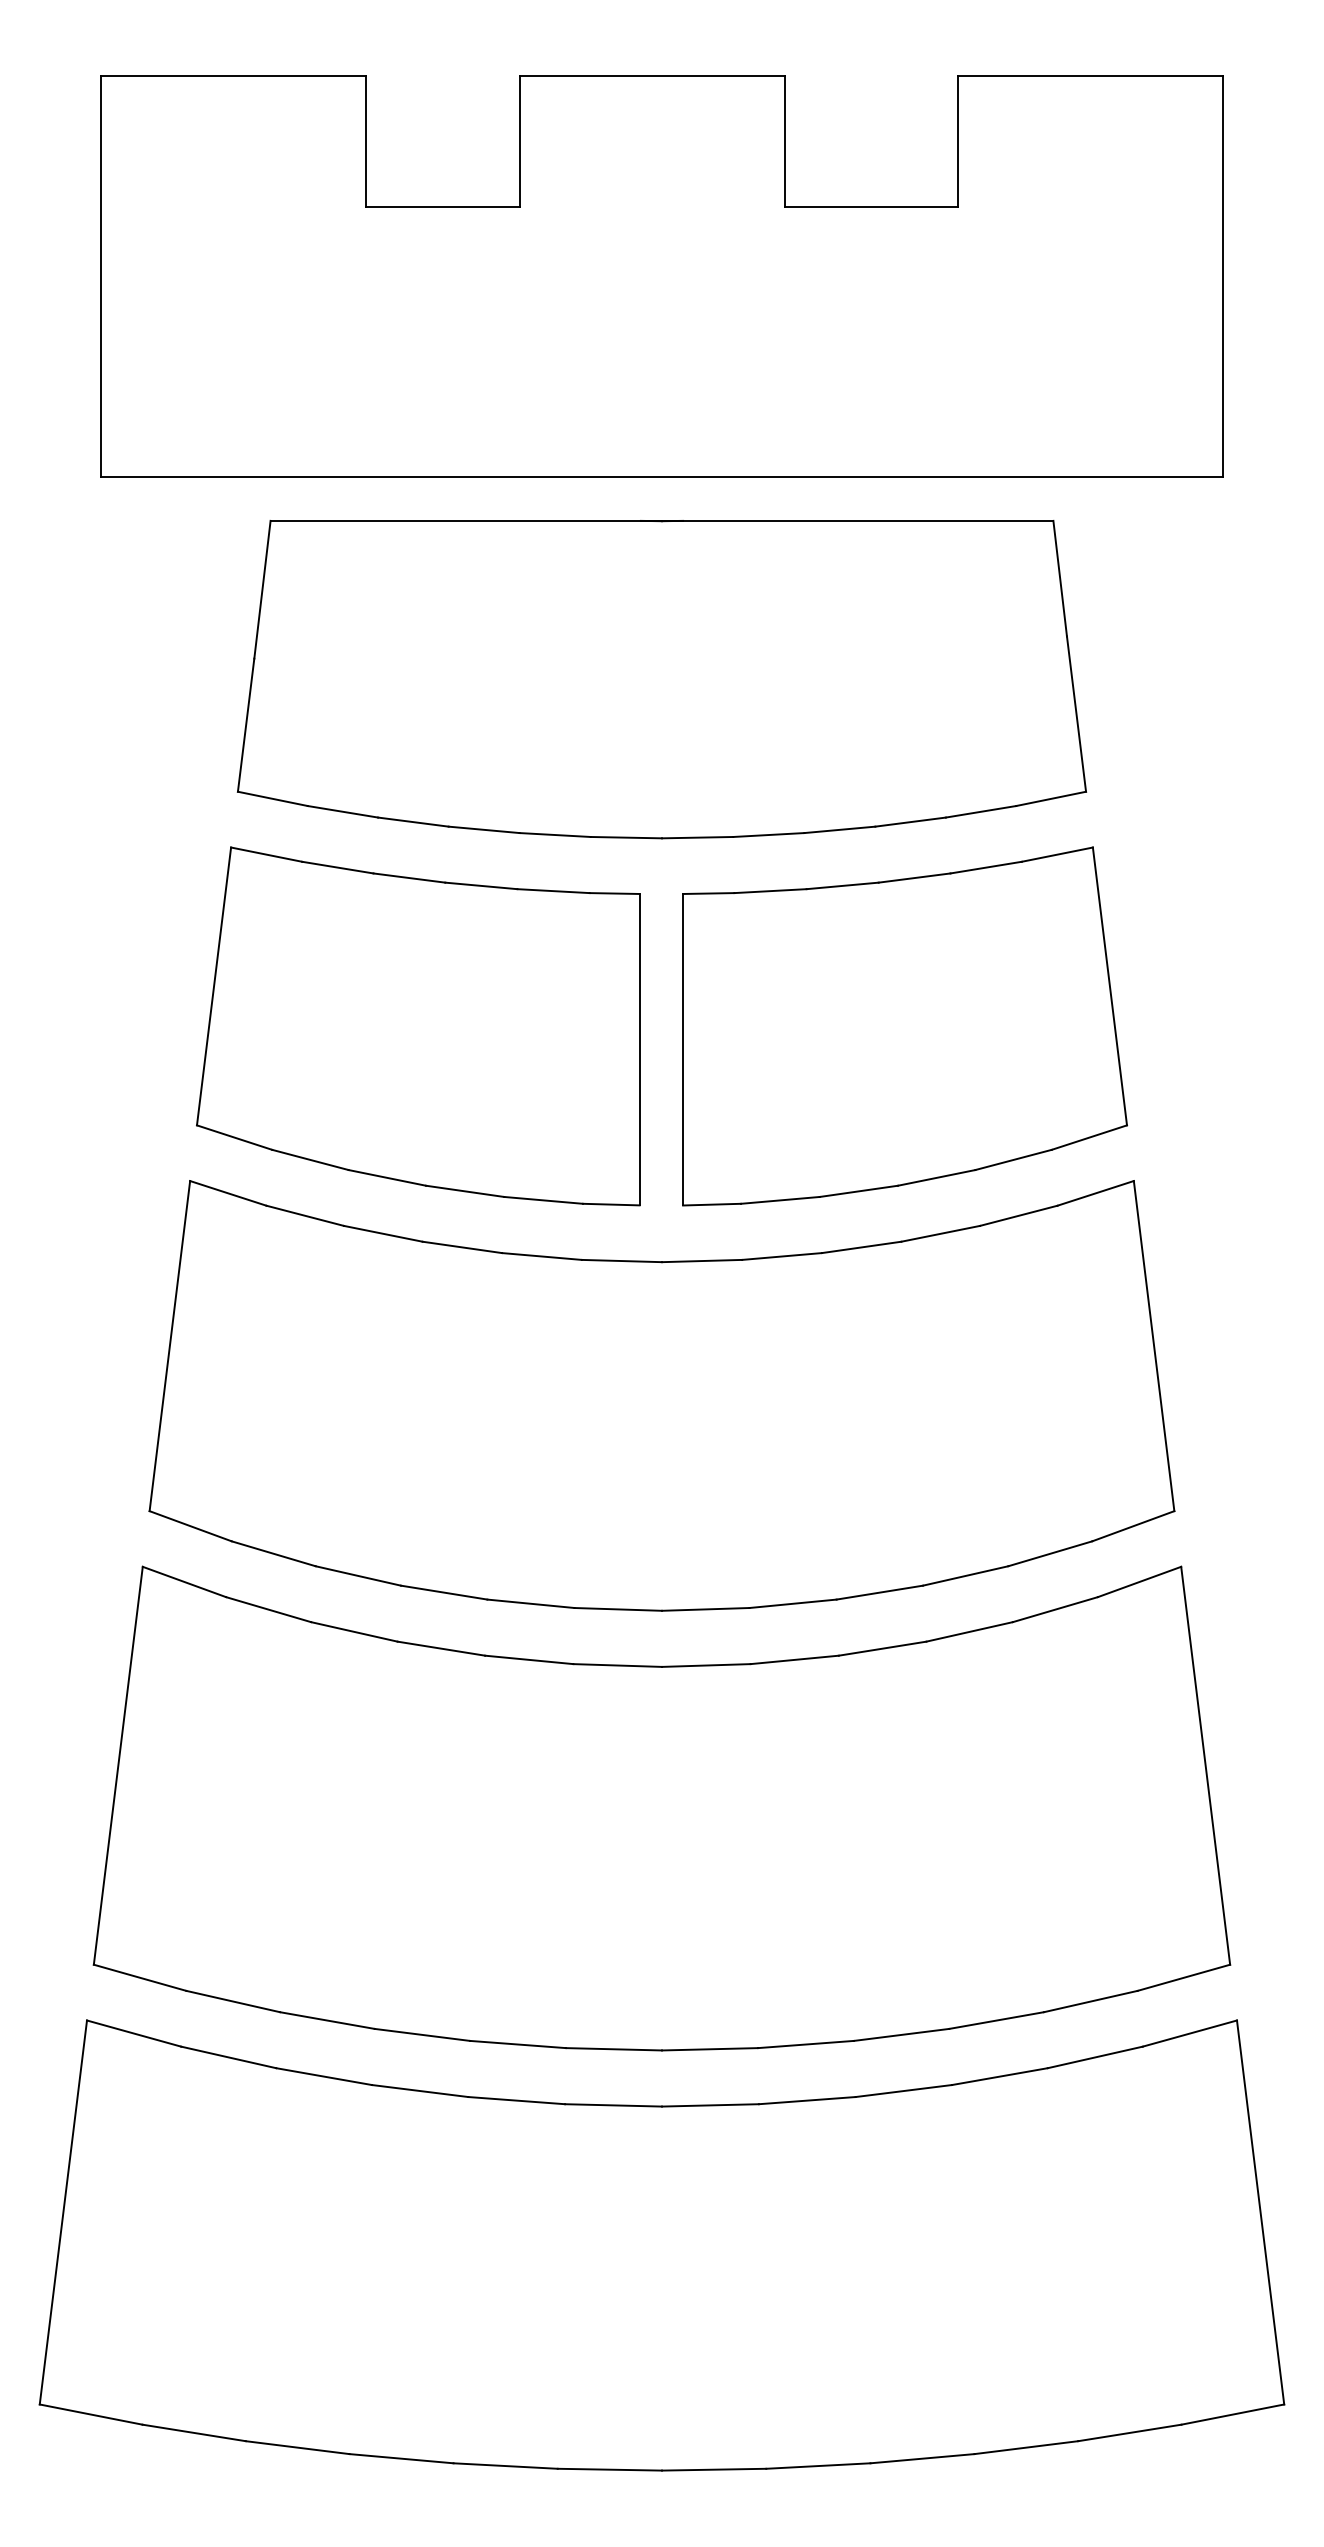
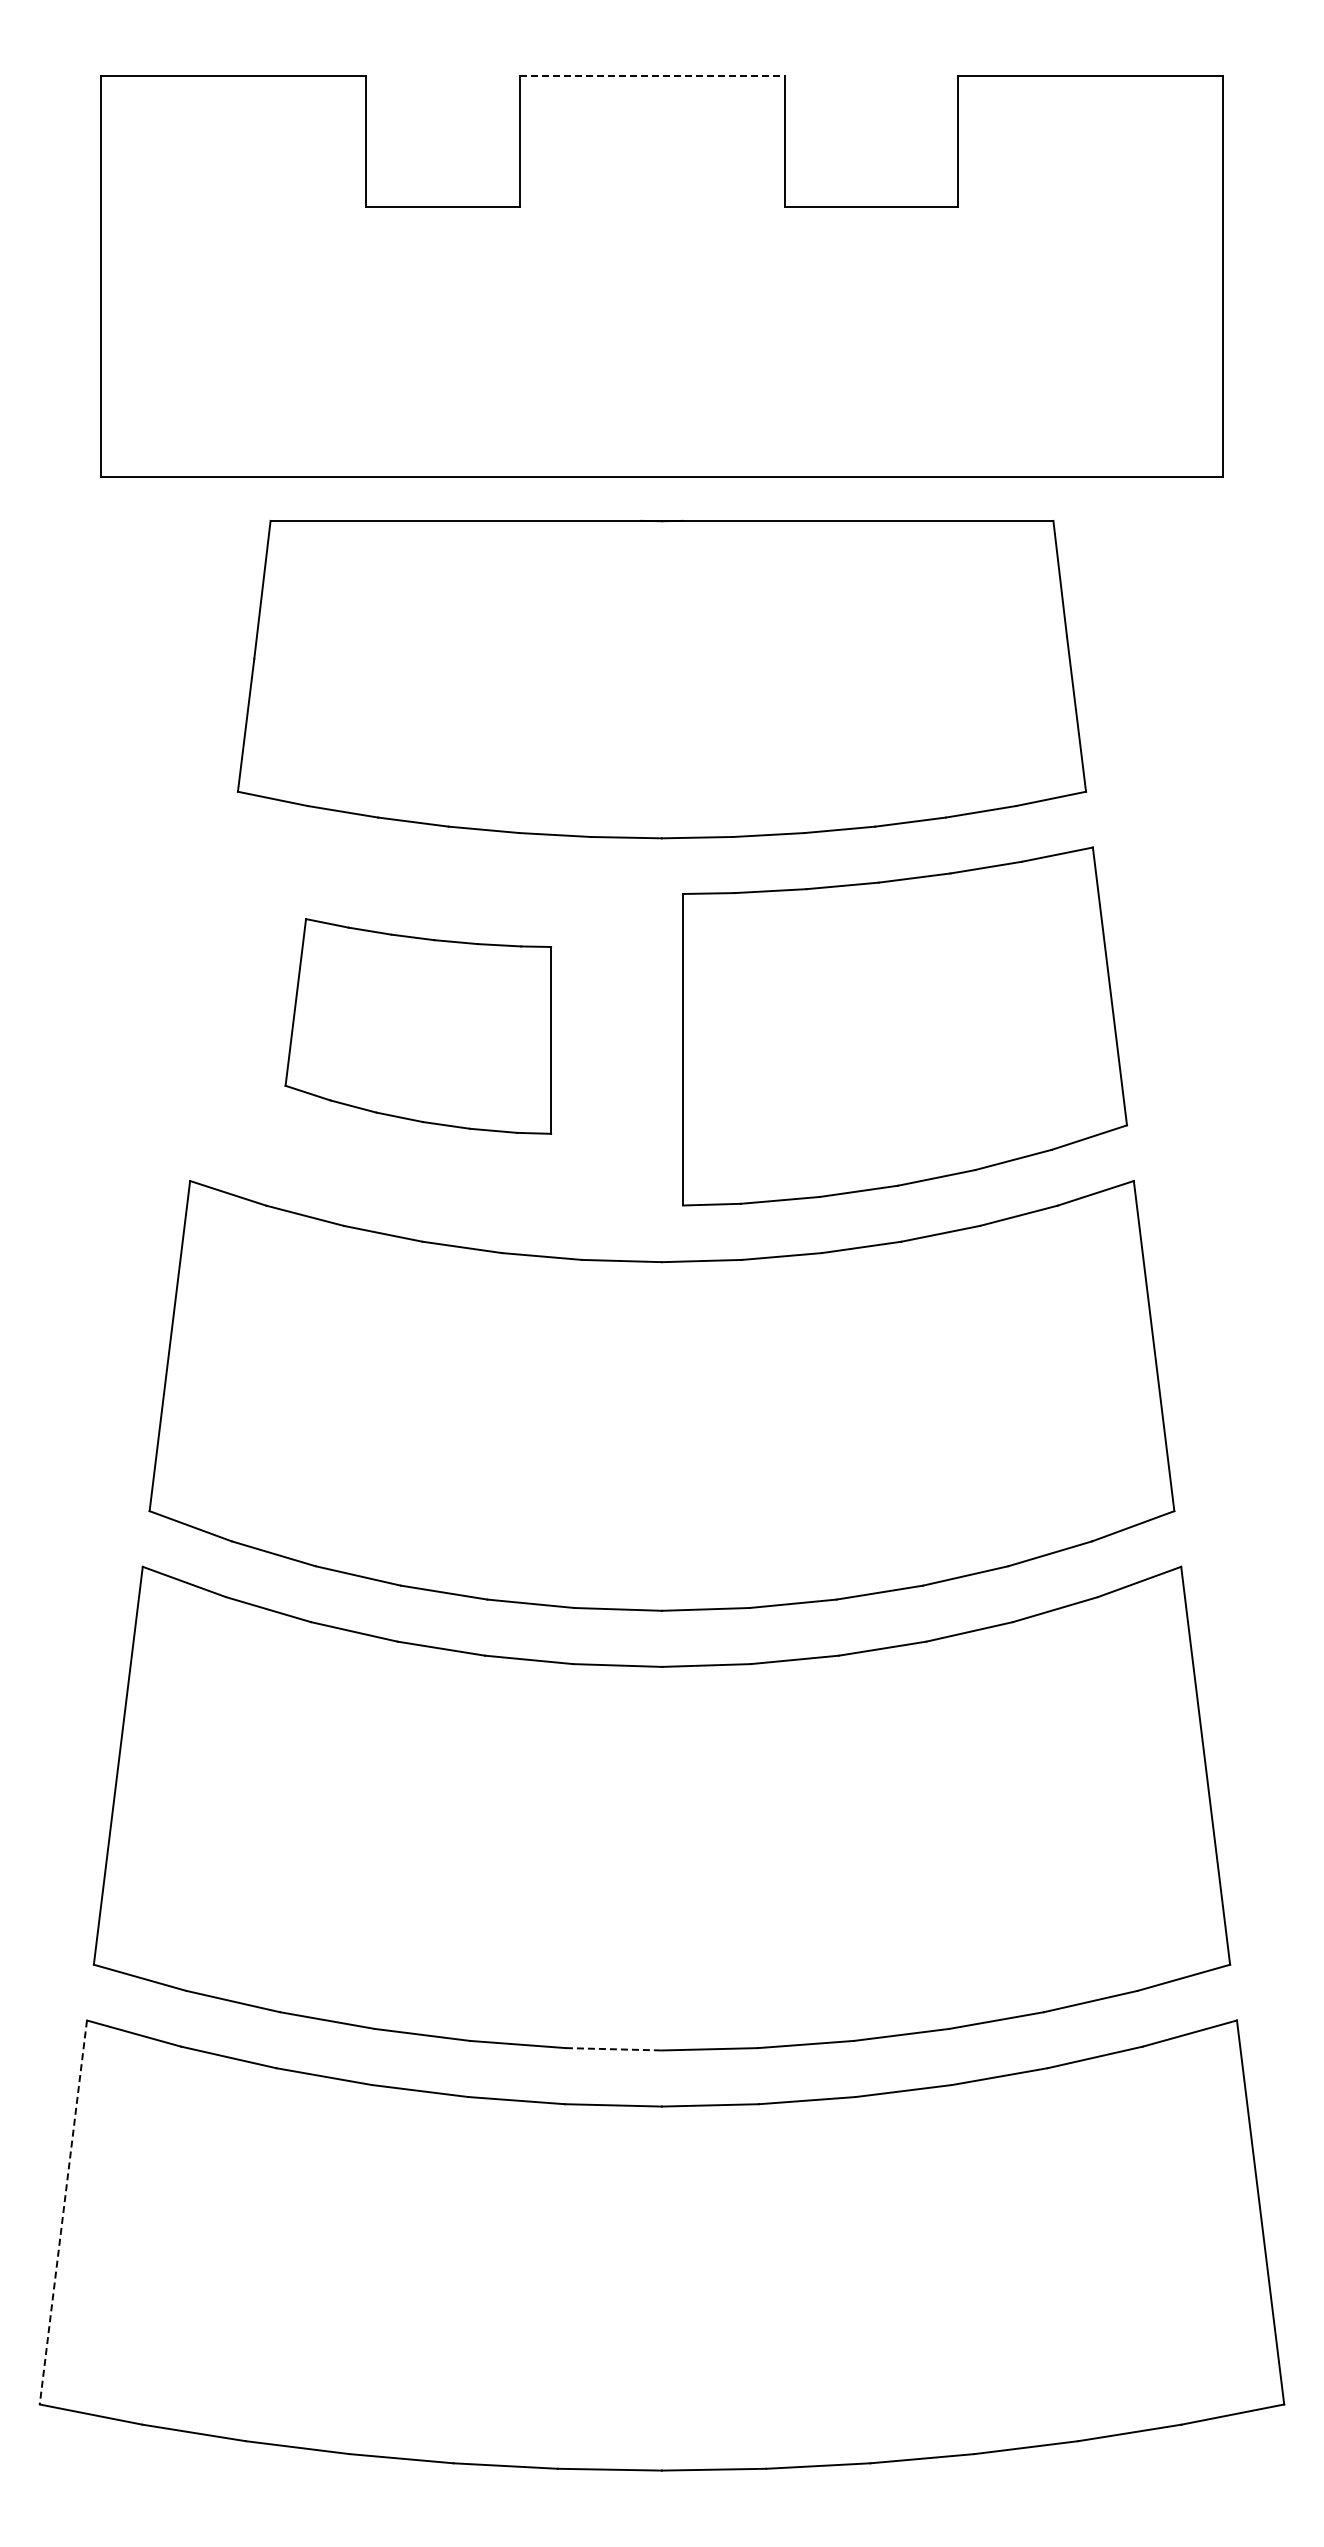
line: solid -> dashed (652, 76)
part size: 445x361 px -> 268x217 px (417, 1026)
line: solid -> dashed (614, 2049)
line: solid -> dashed (63, 2212)
